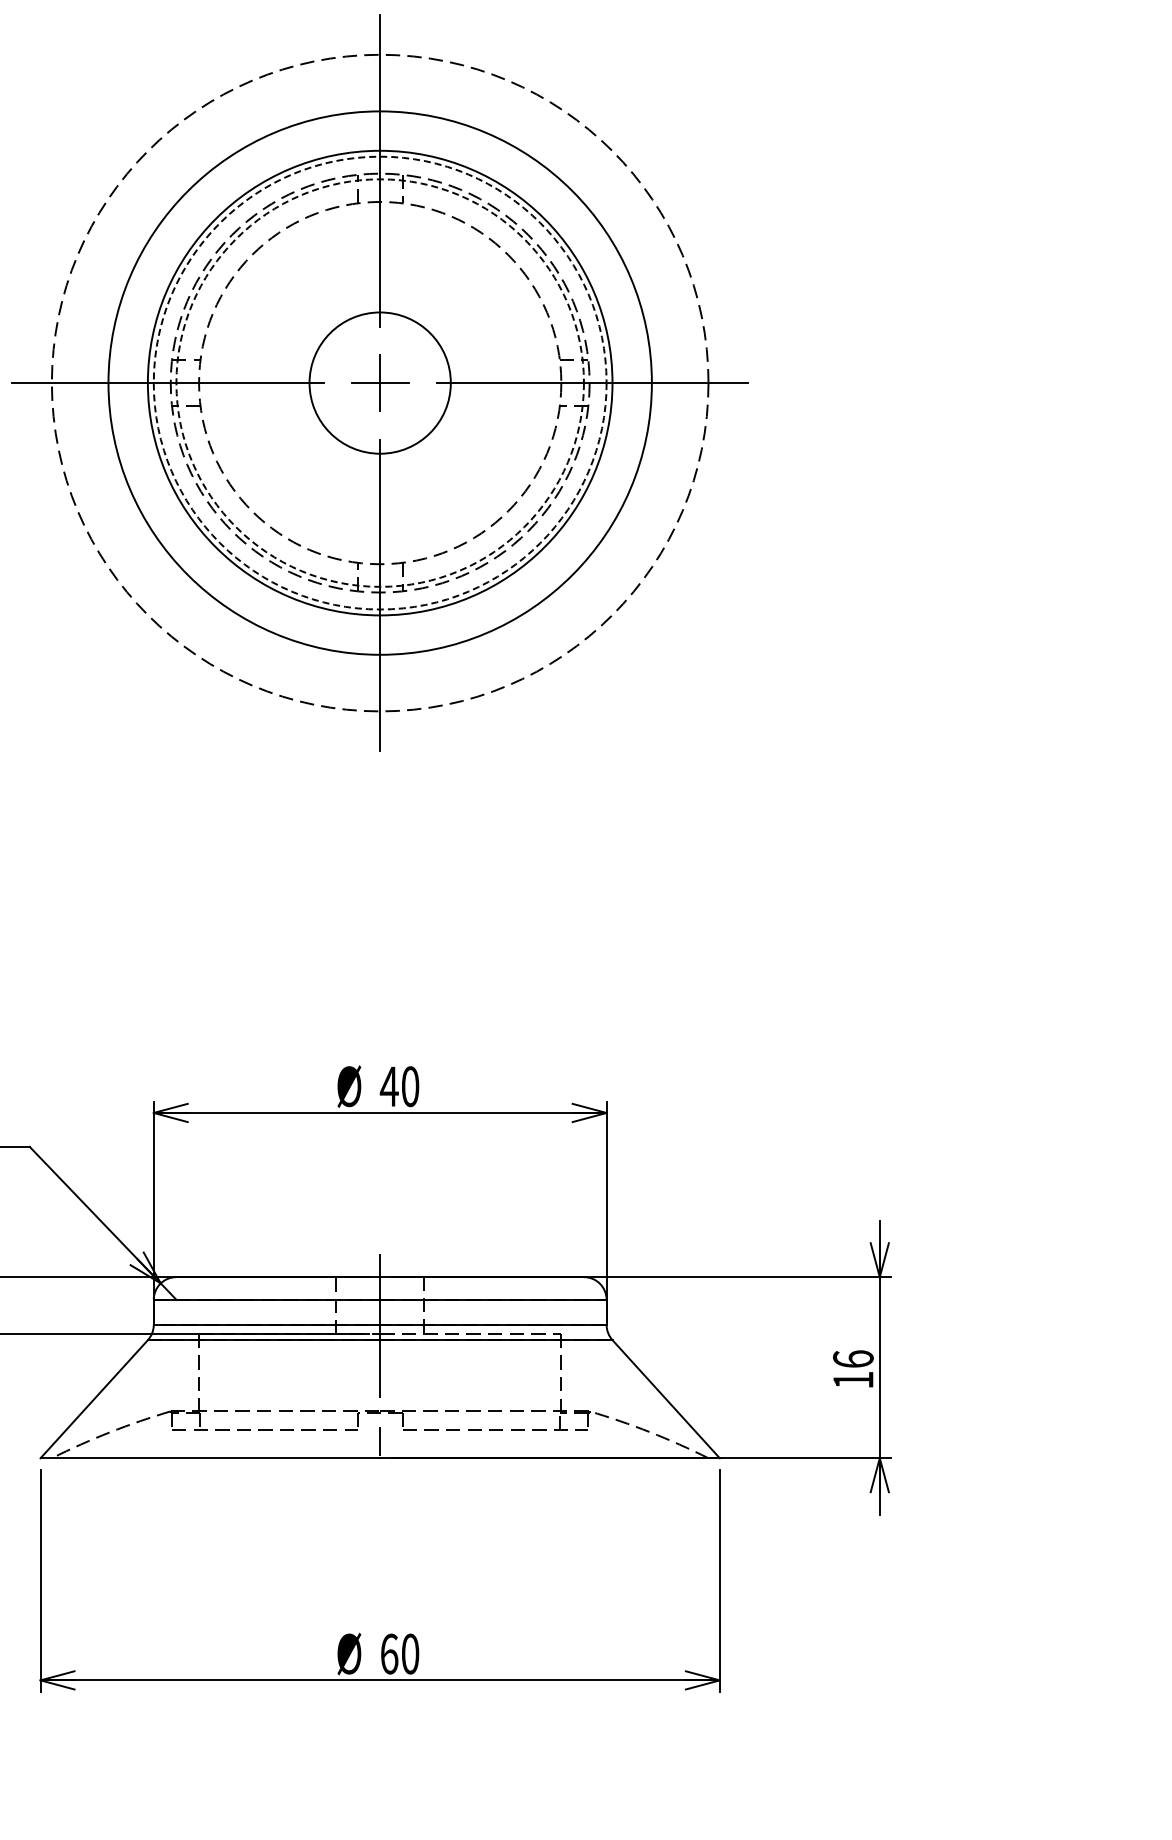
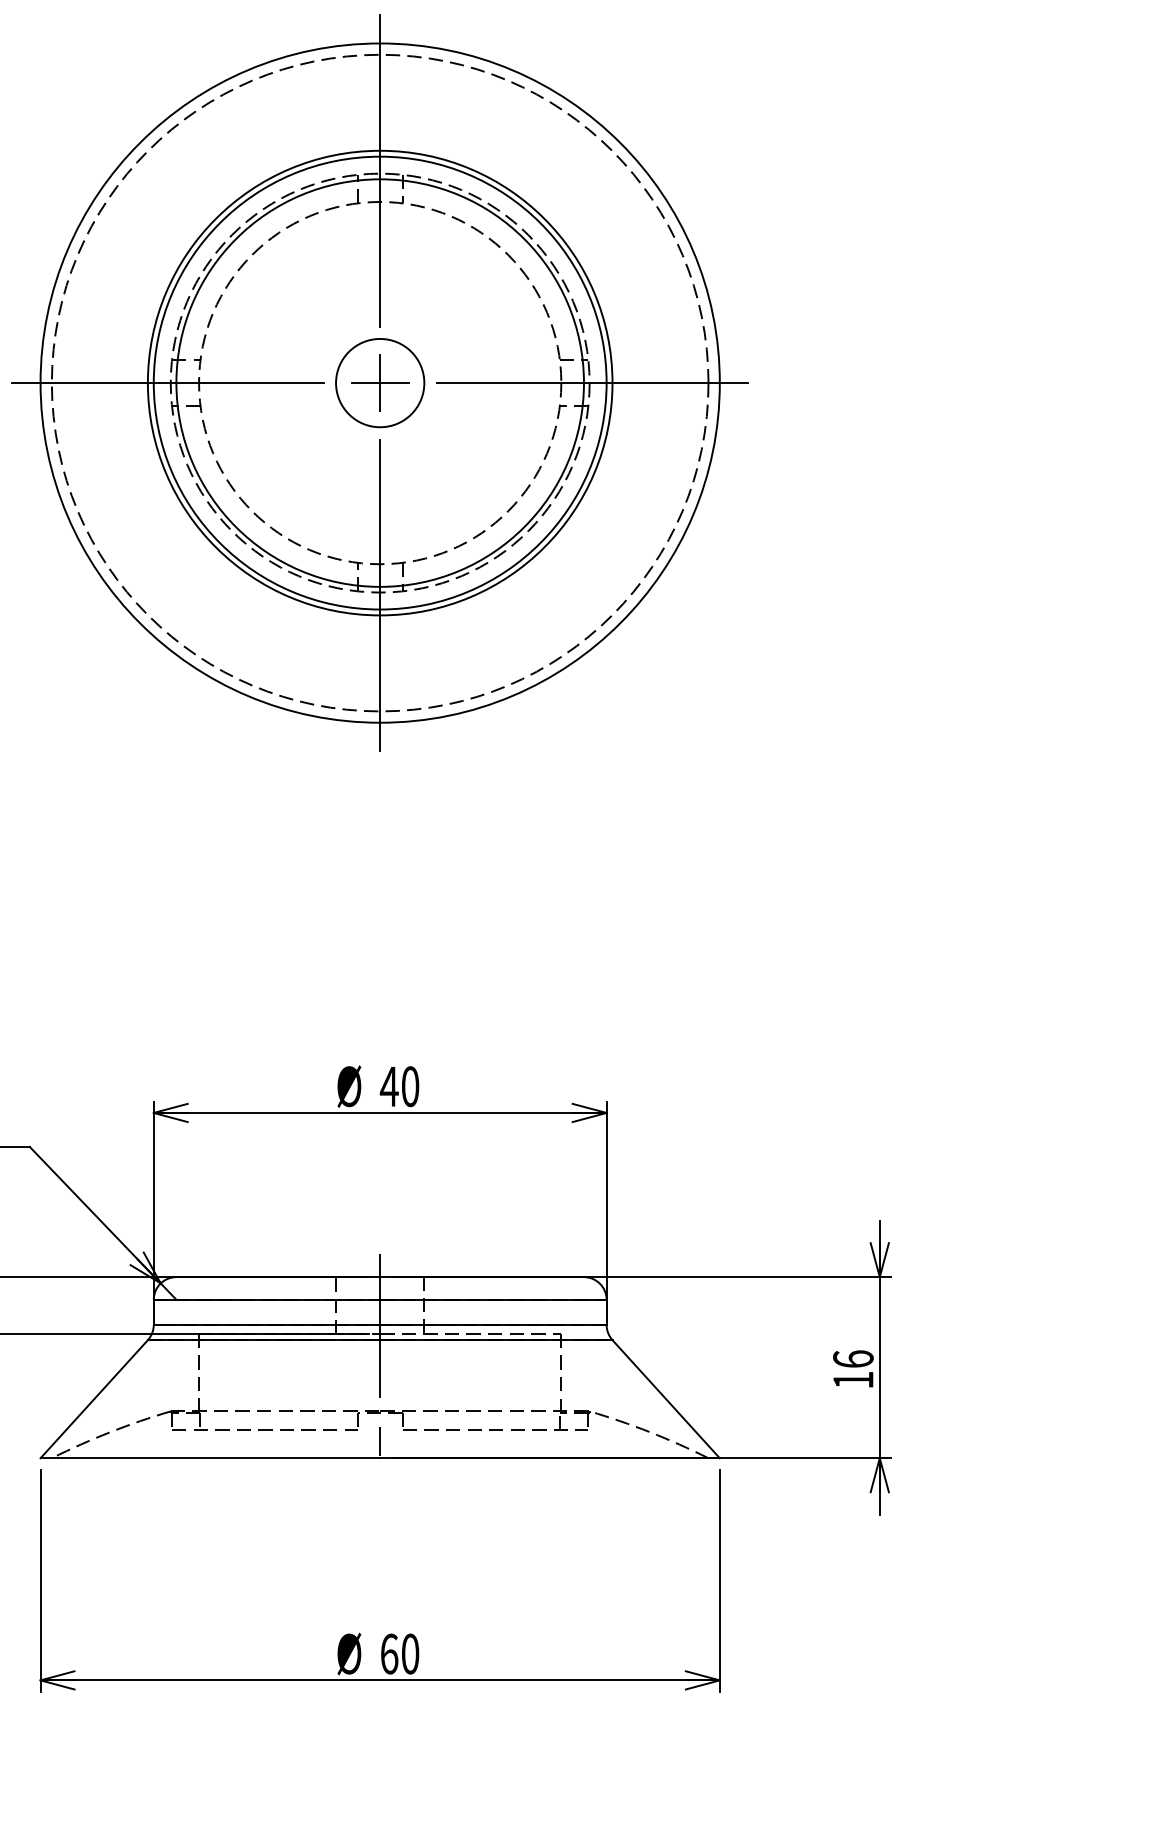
circle diameter: 141 px -> 88 px (380, 382)
circle diameter: 543 px -> 679 px (379, 382)
circle: dashed -> solid (379, 382)
circle: dashed -> solid (379, 382)
